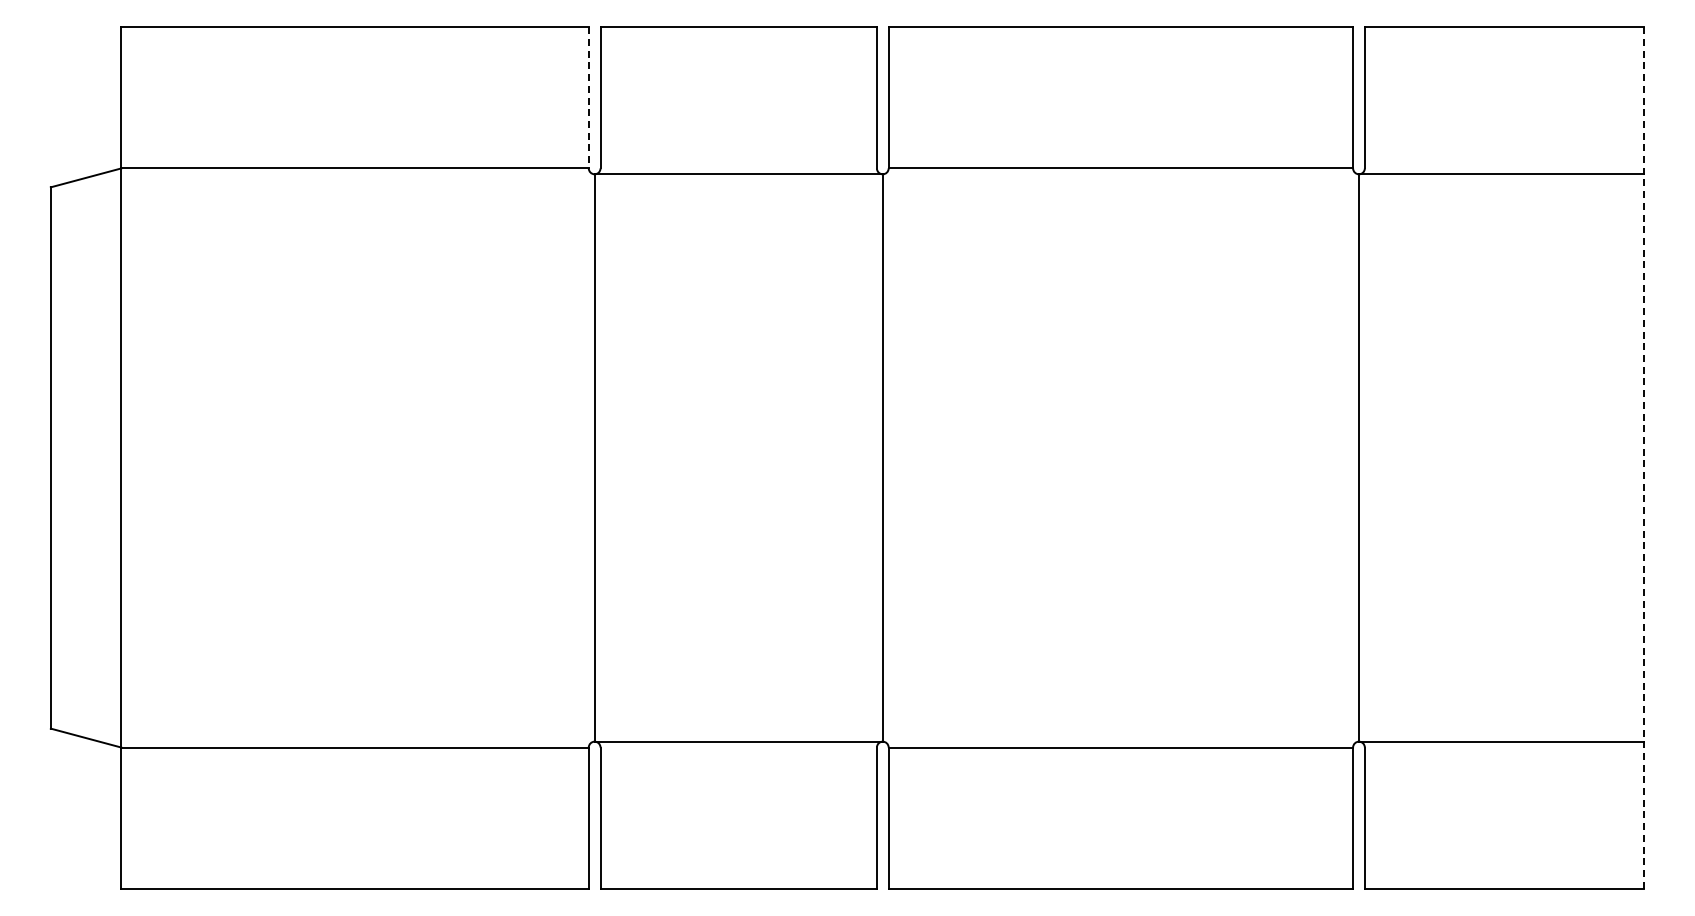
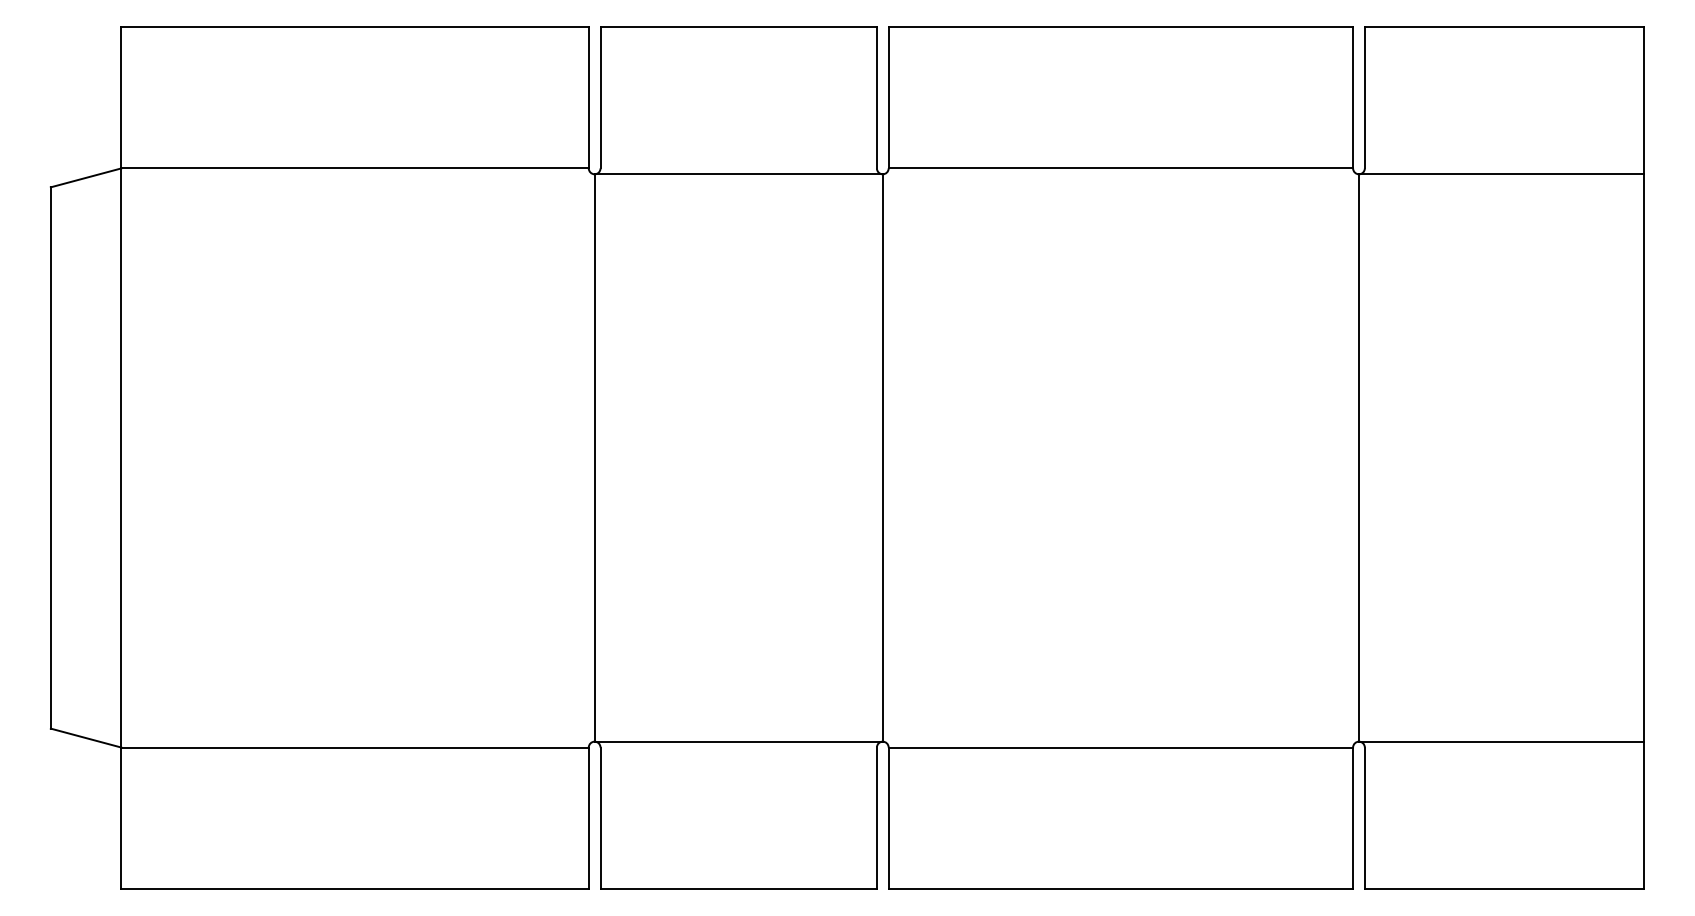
line: dashed -> solid (588, 97)
line: dashed -> solid (1644, 457)
